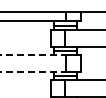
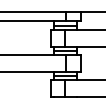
line: dashed -> solid (33, 55)
line: dashed -> solid (33, 71)
